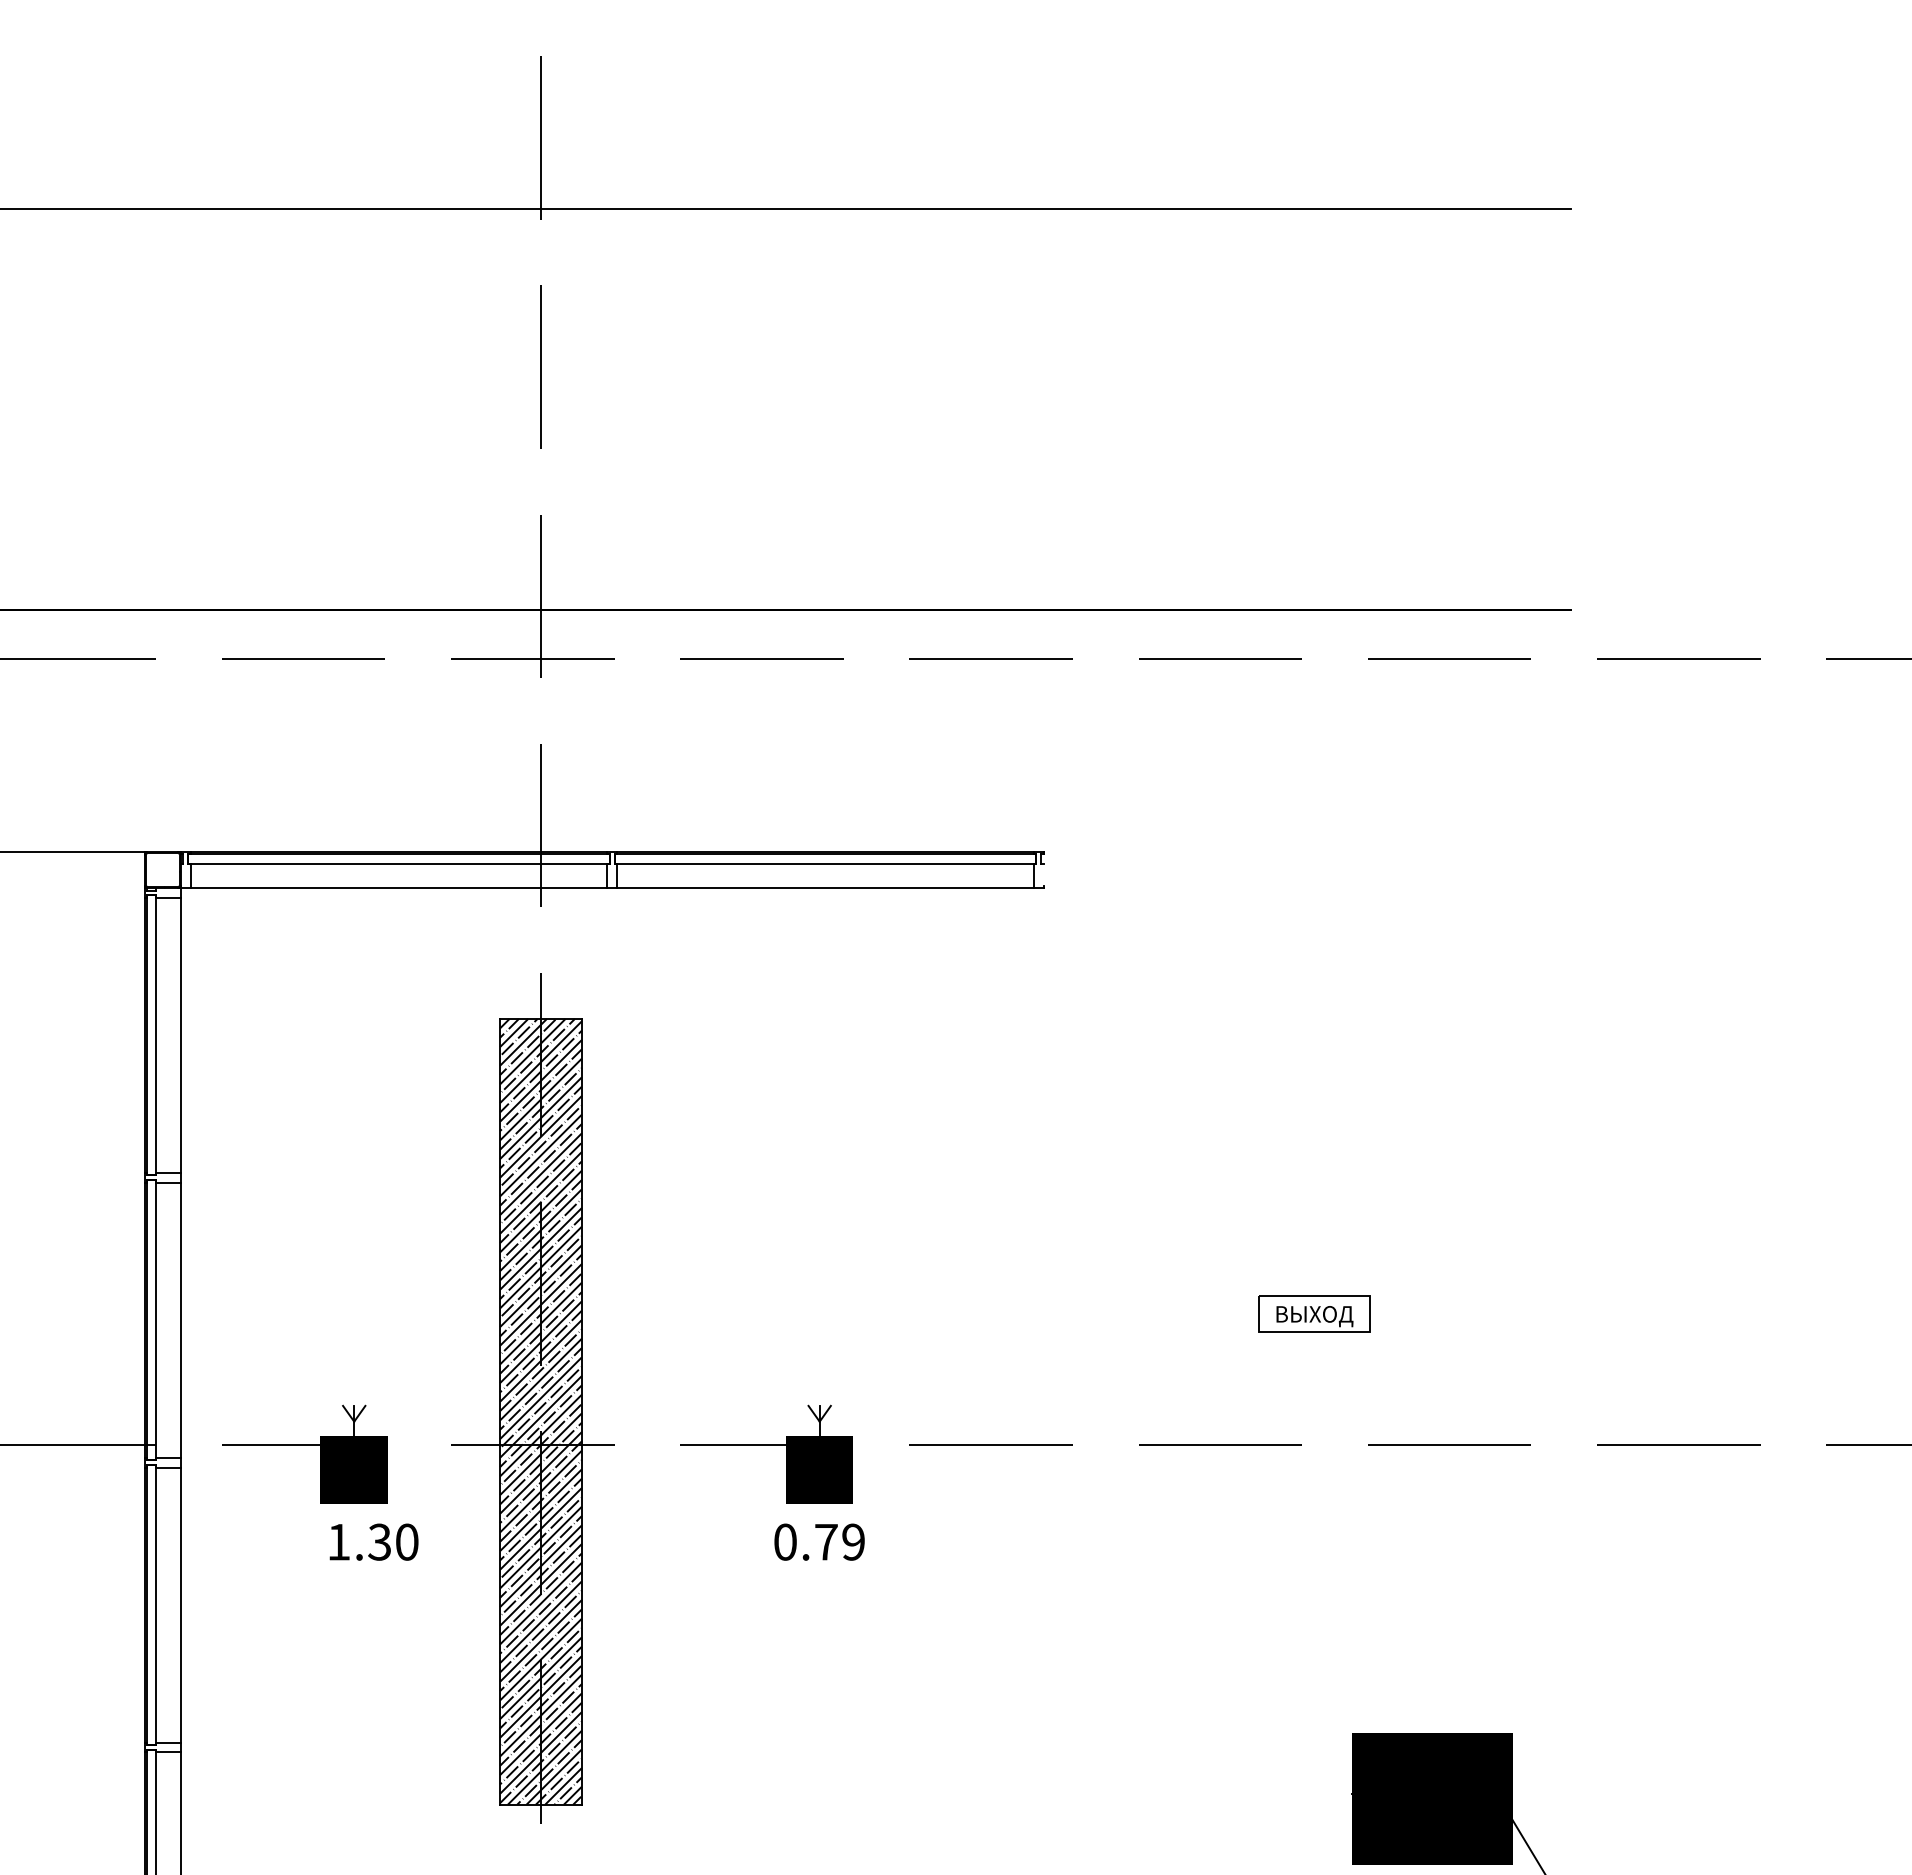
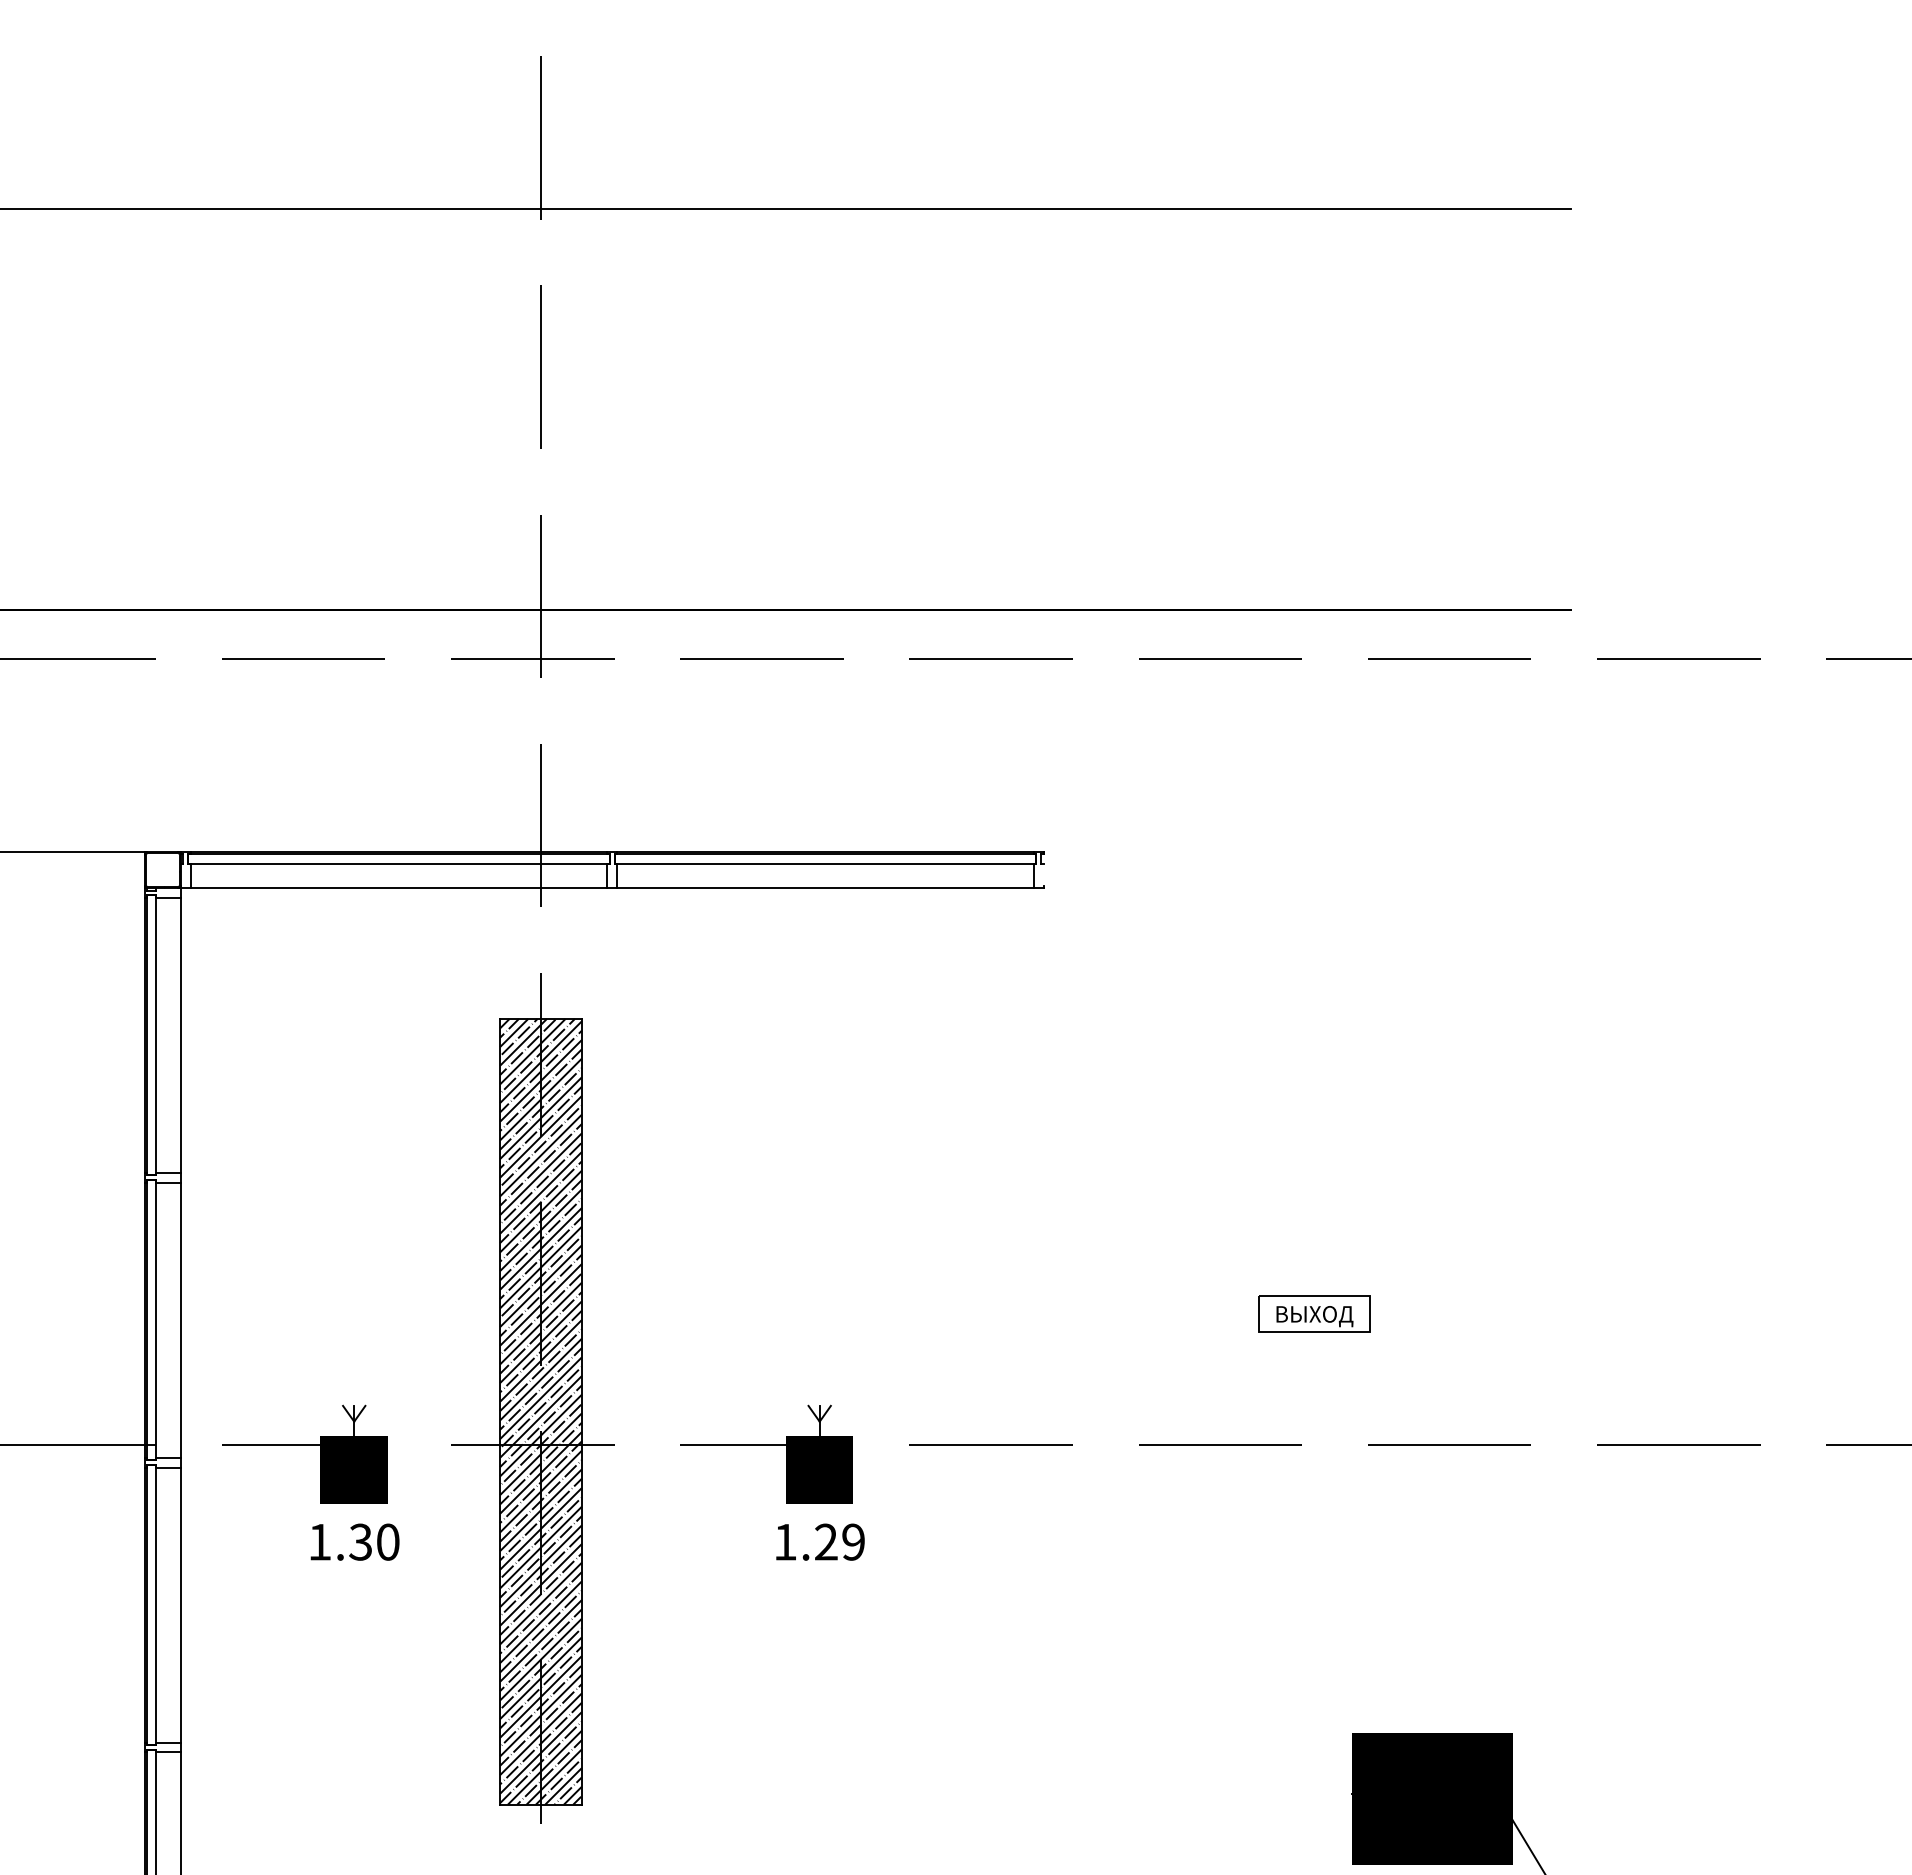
text position: (373, 1541) -> (354, 1541) (354, 1541)
text: 0.79 -> 1.29 (805, 1541)
